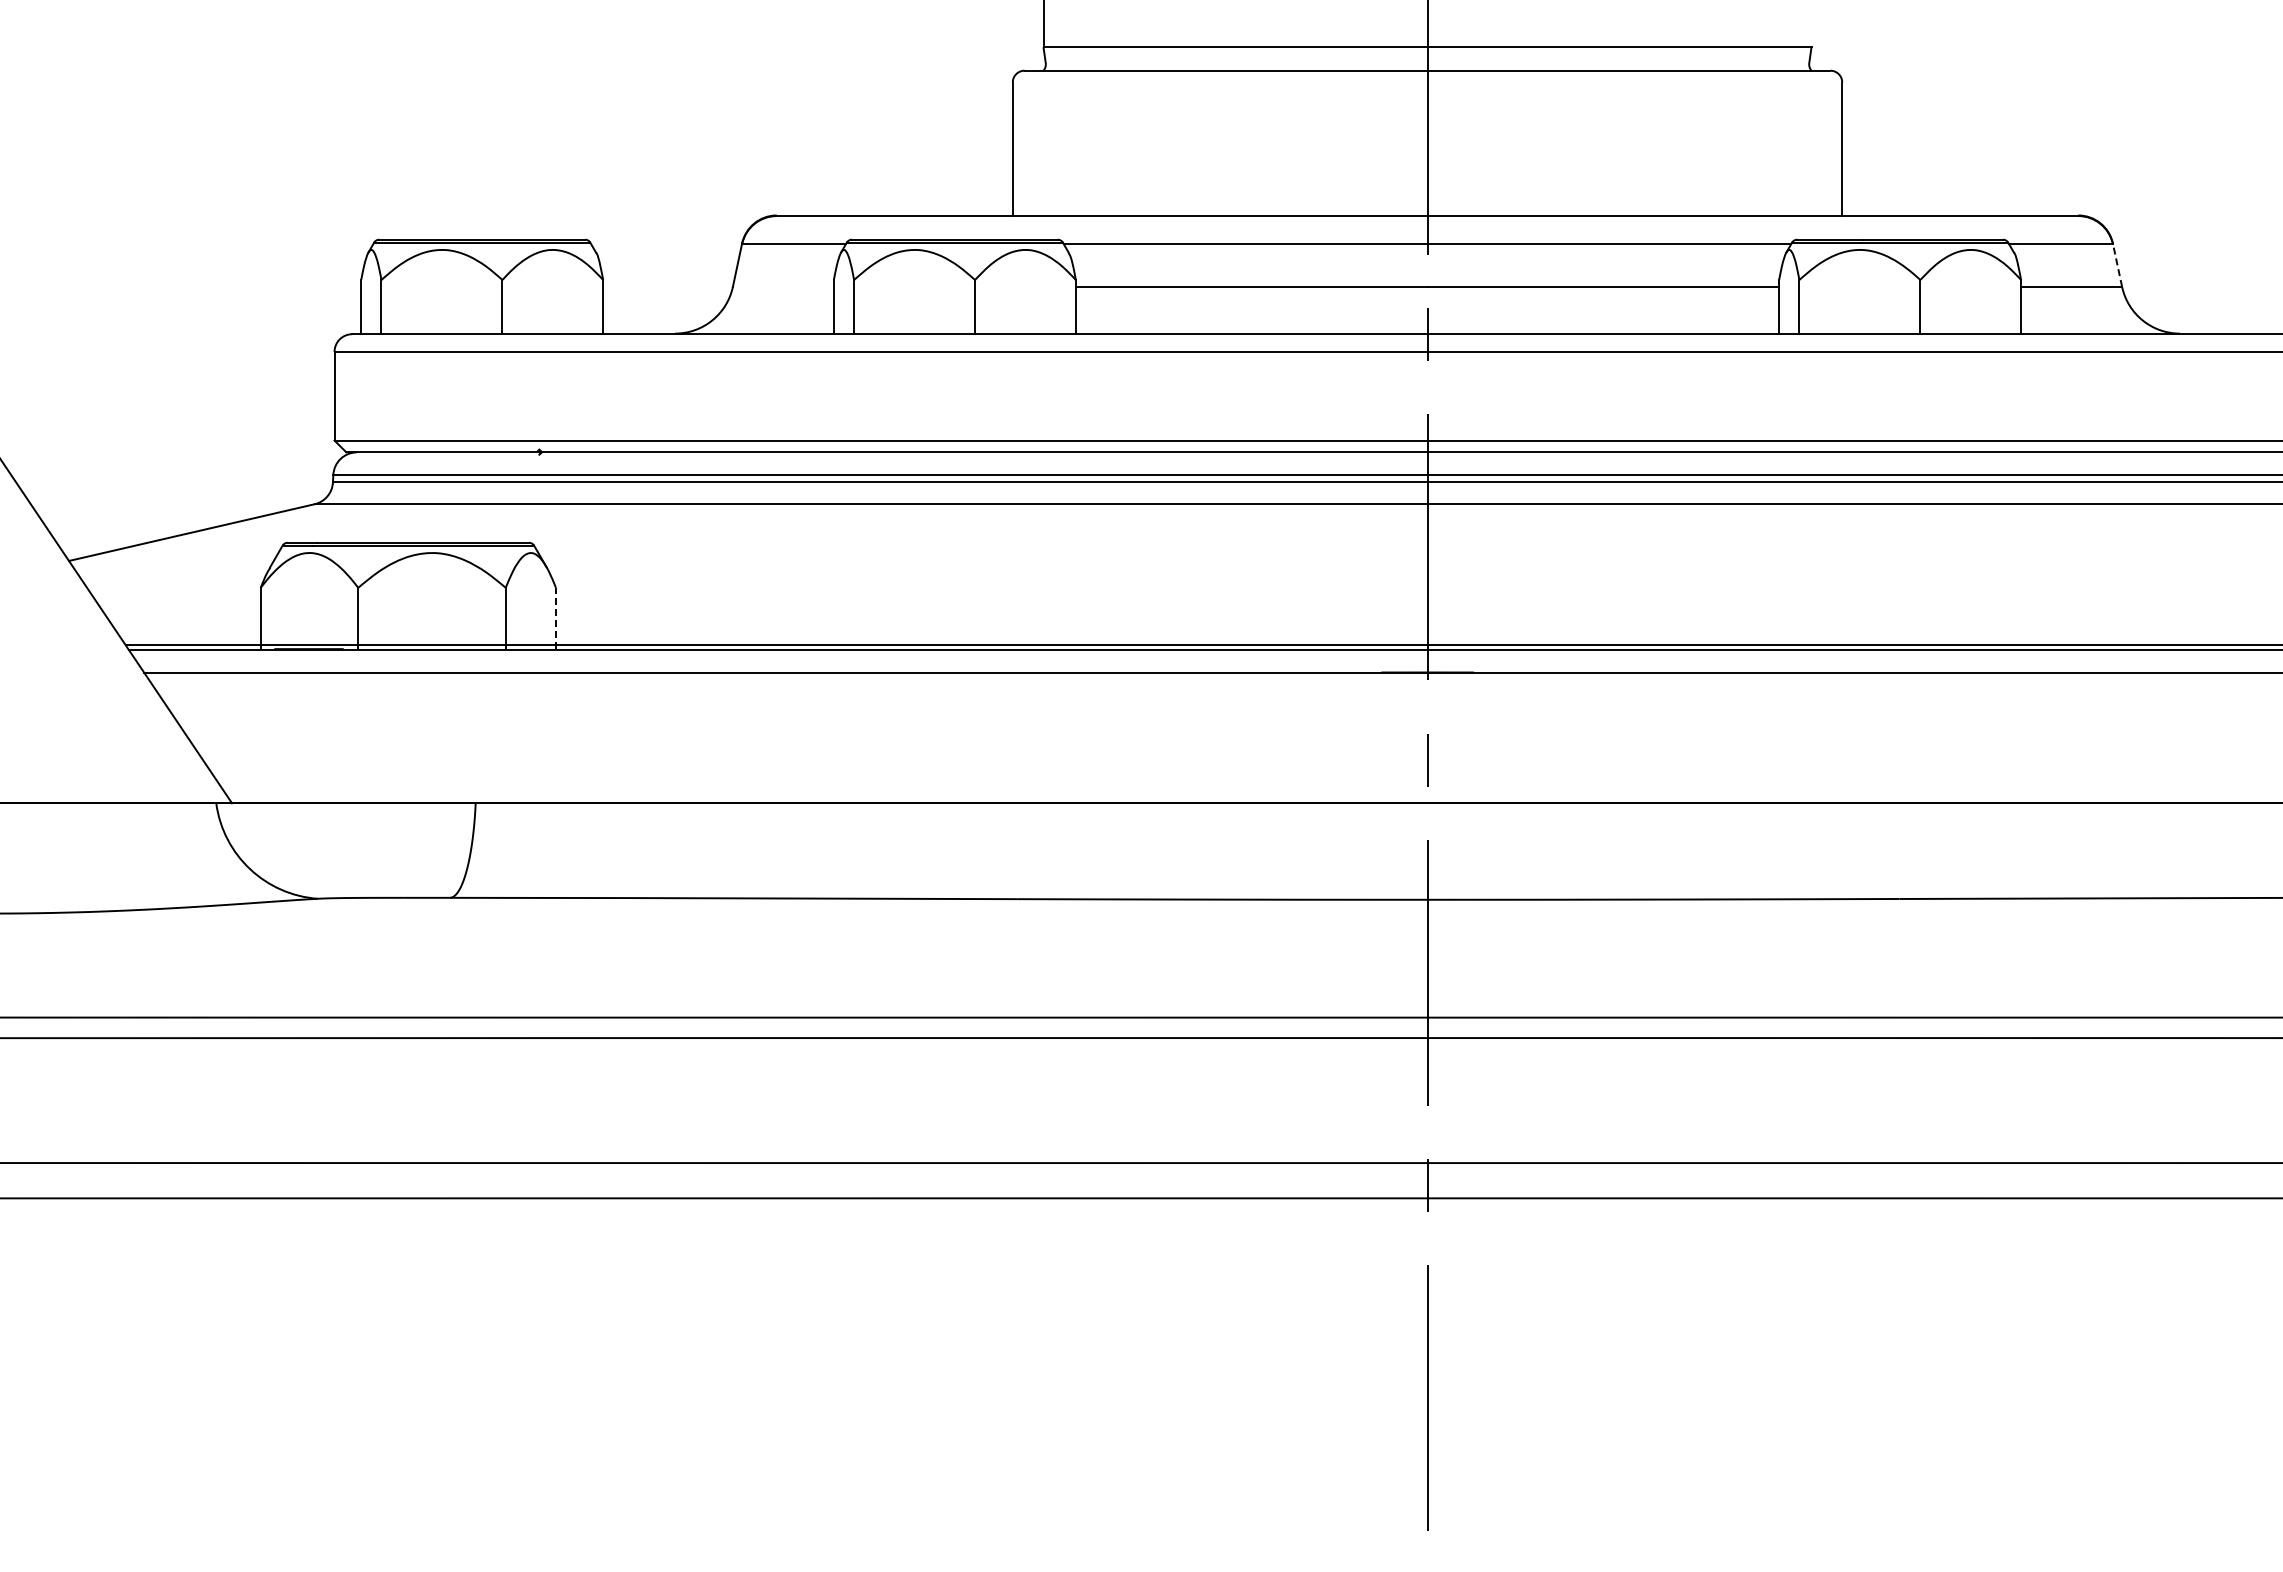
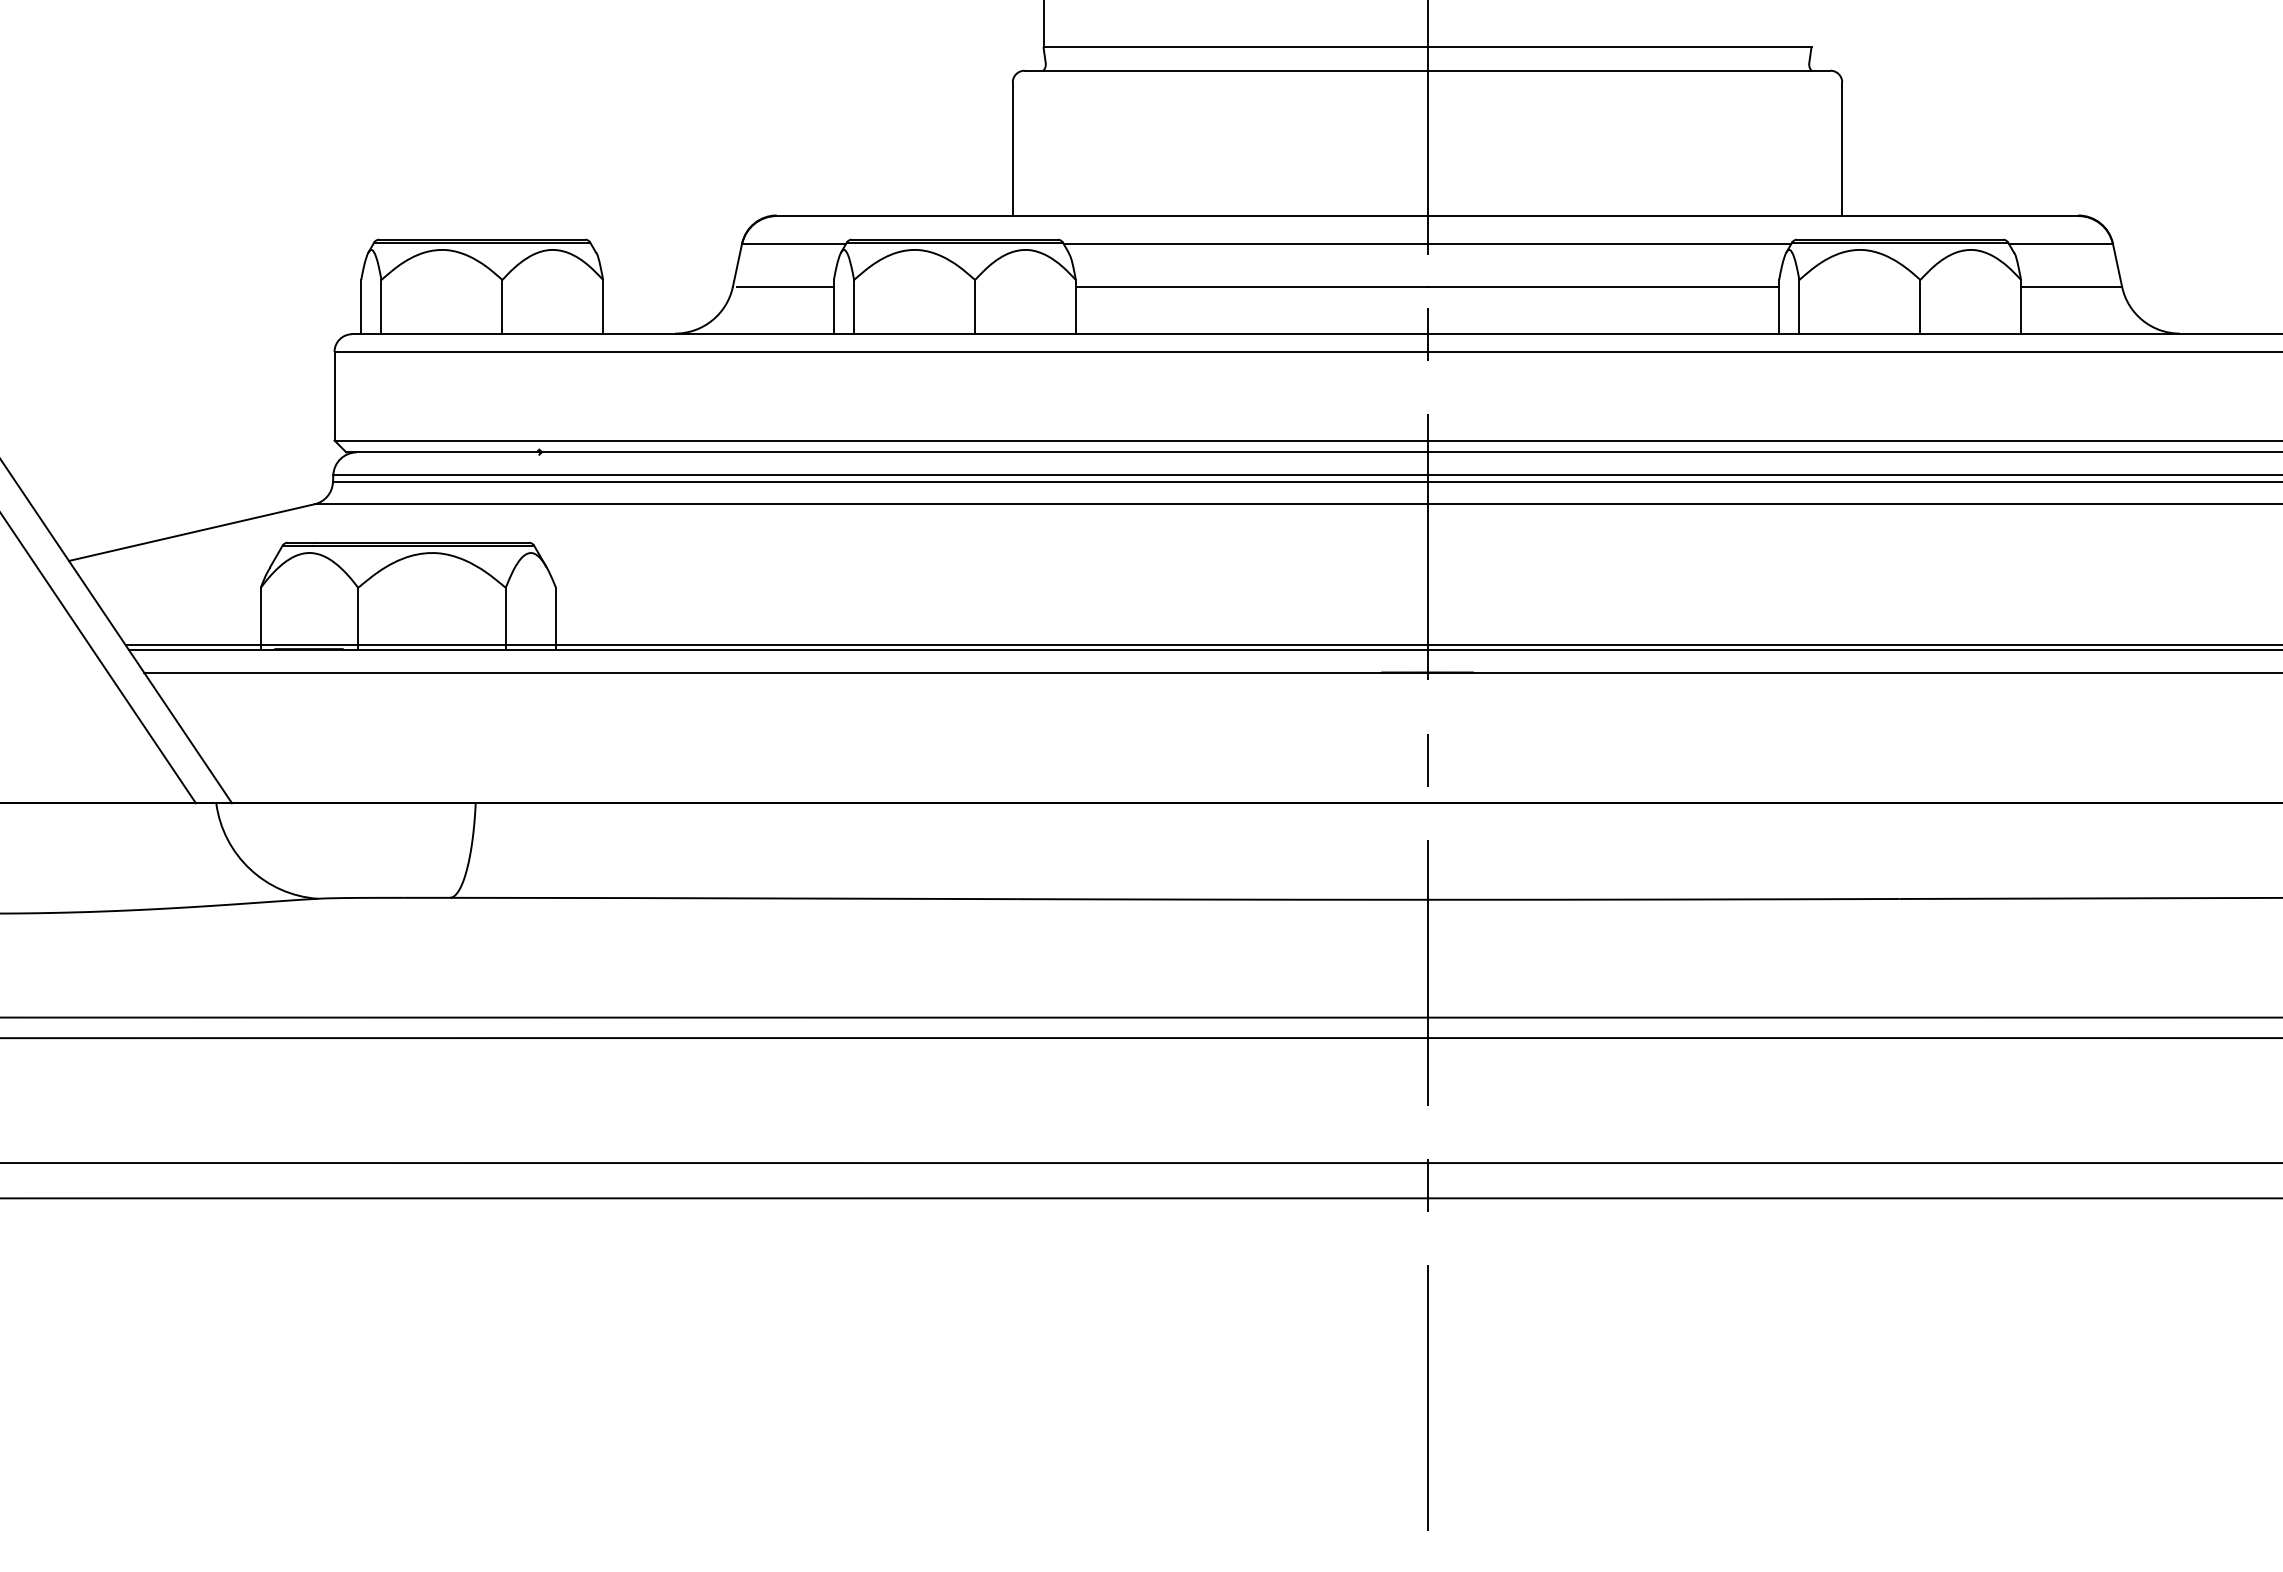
line: dashed -> solid (2117, 264)
line: none -> present (785, 287)
line: dashed -> solid (555, 618)
line: none -> present (99, 659)
